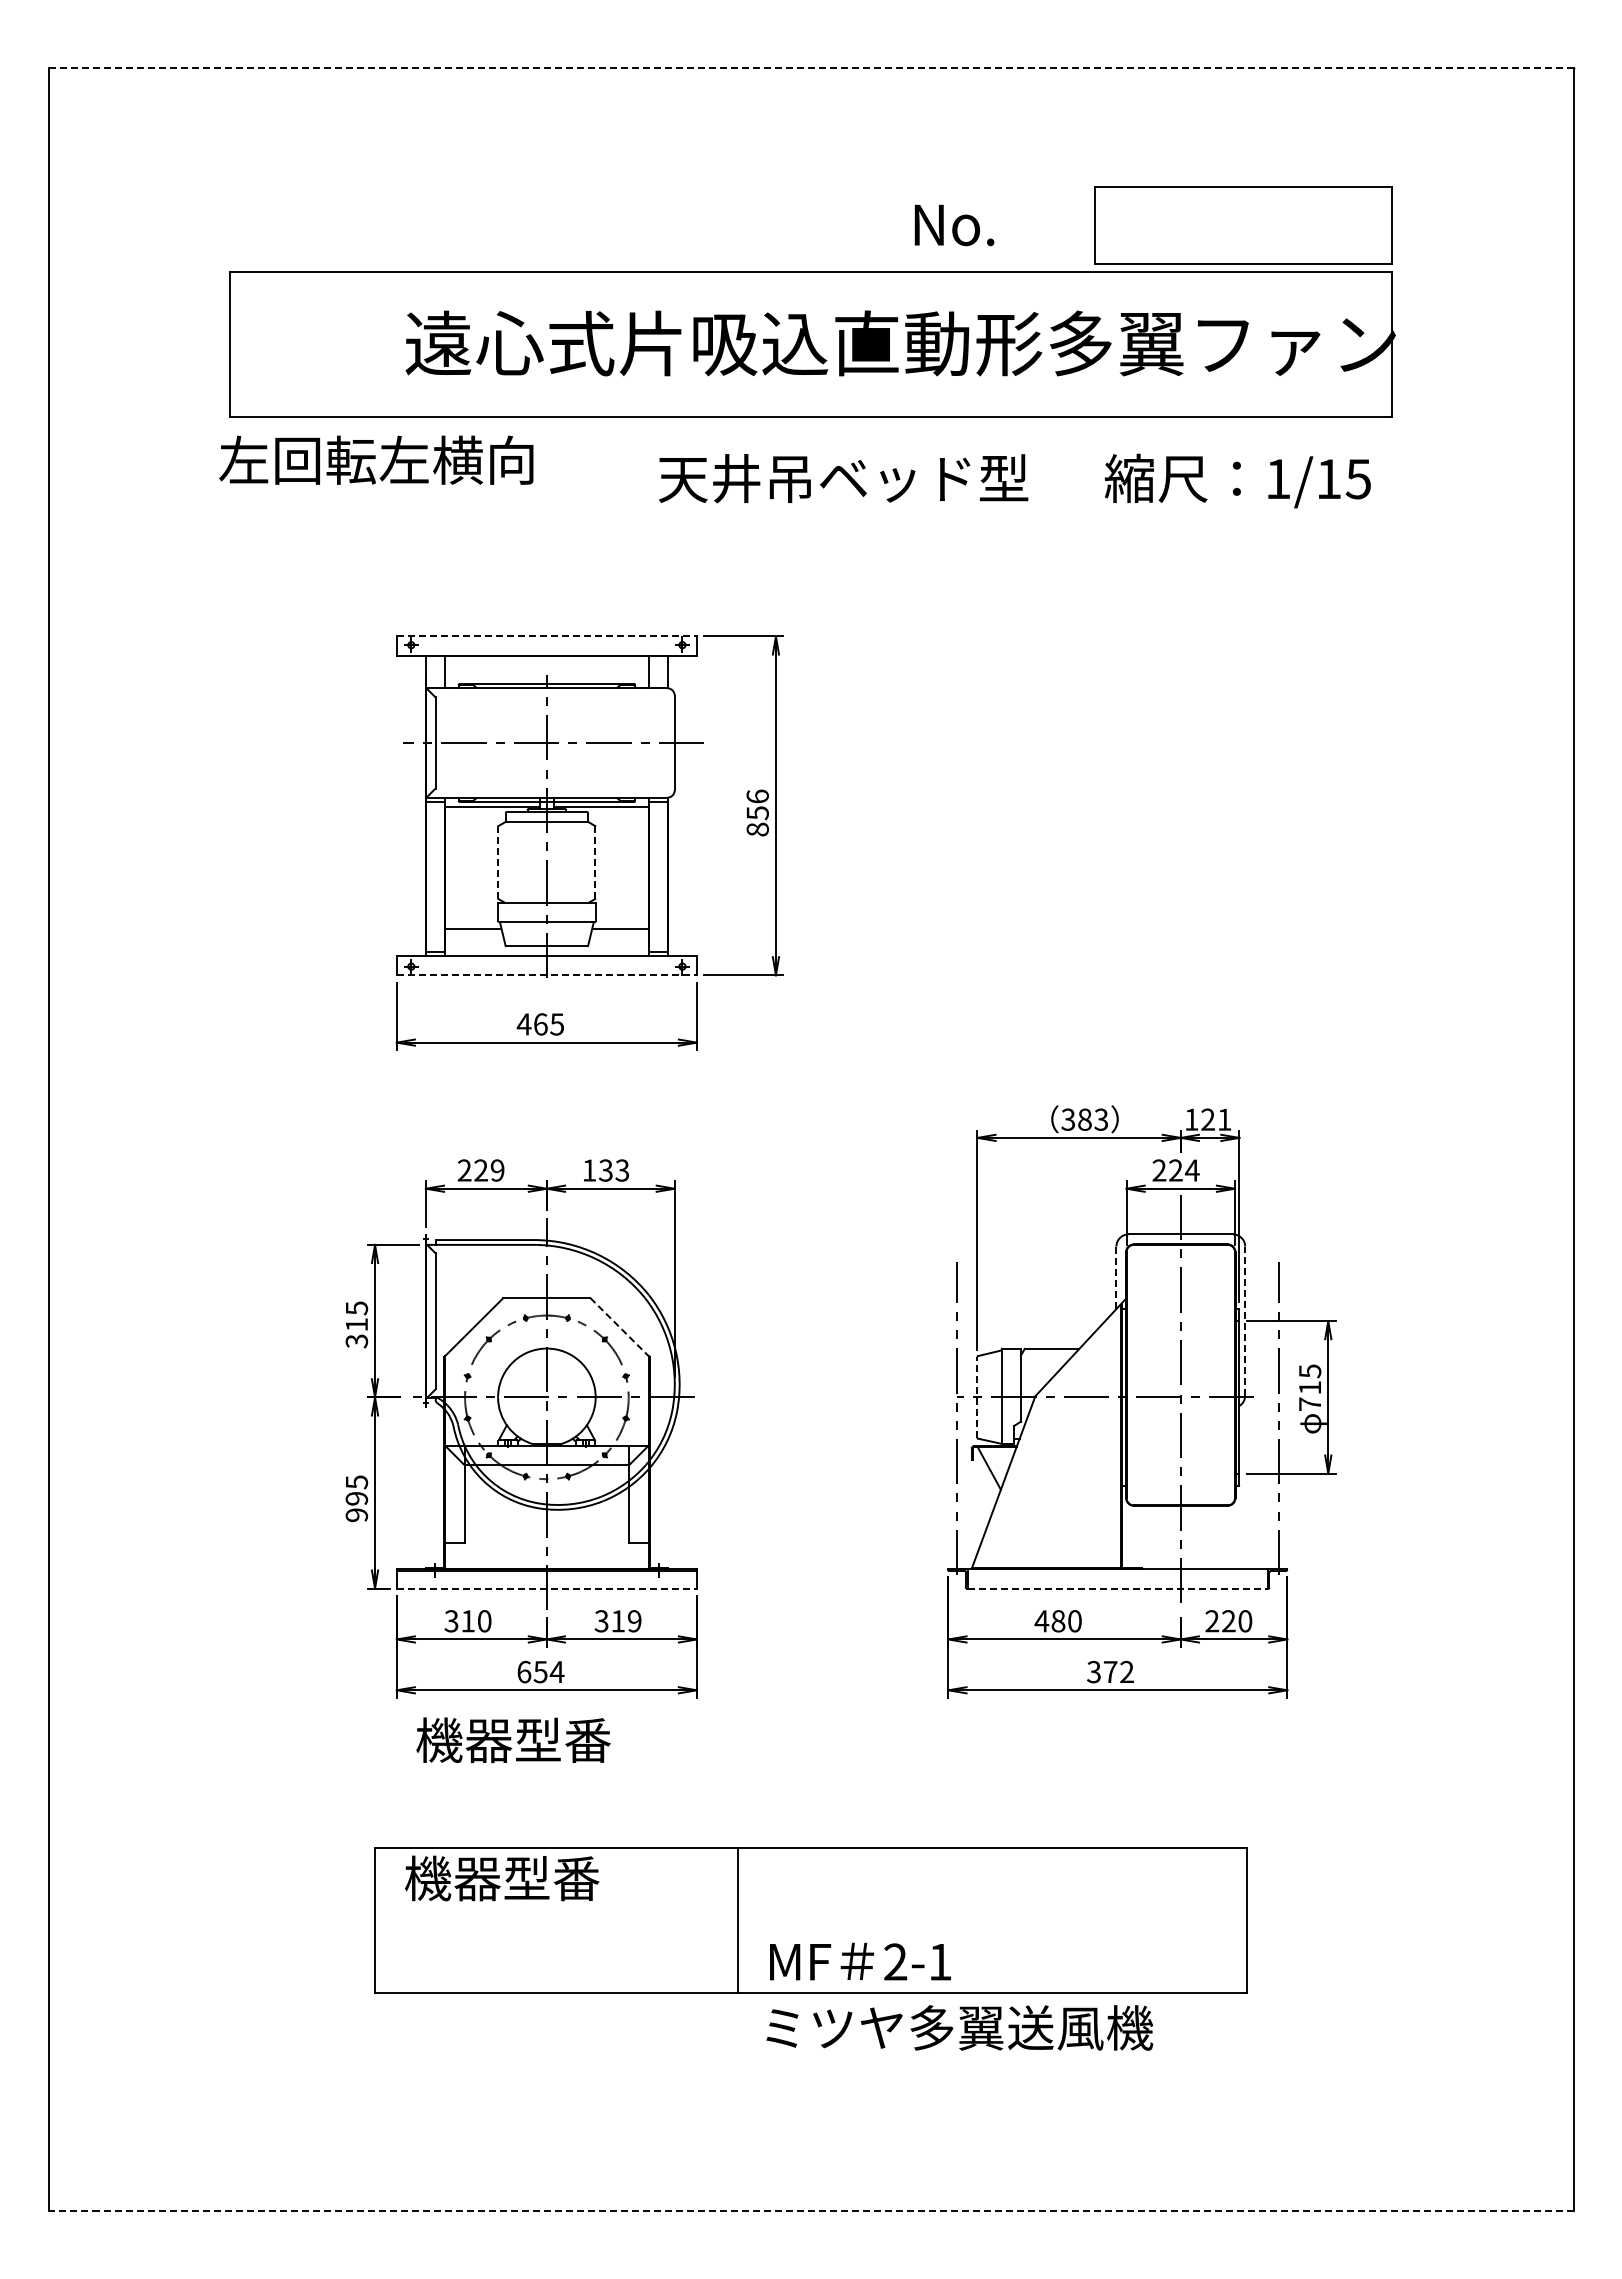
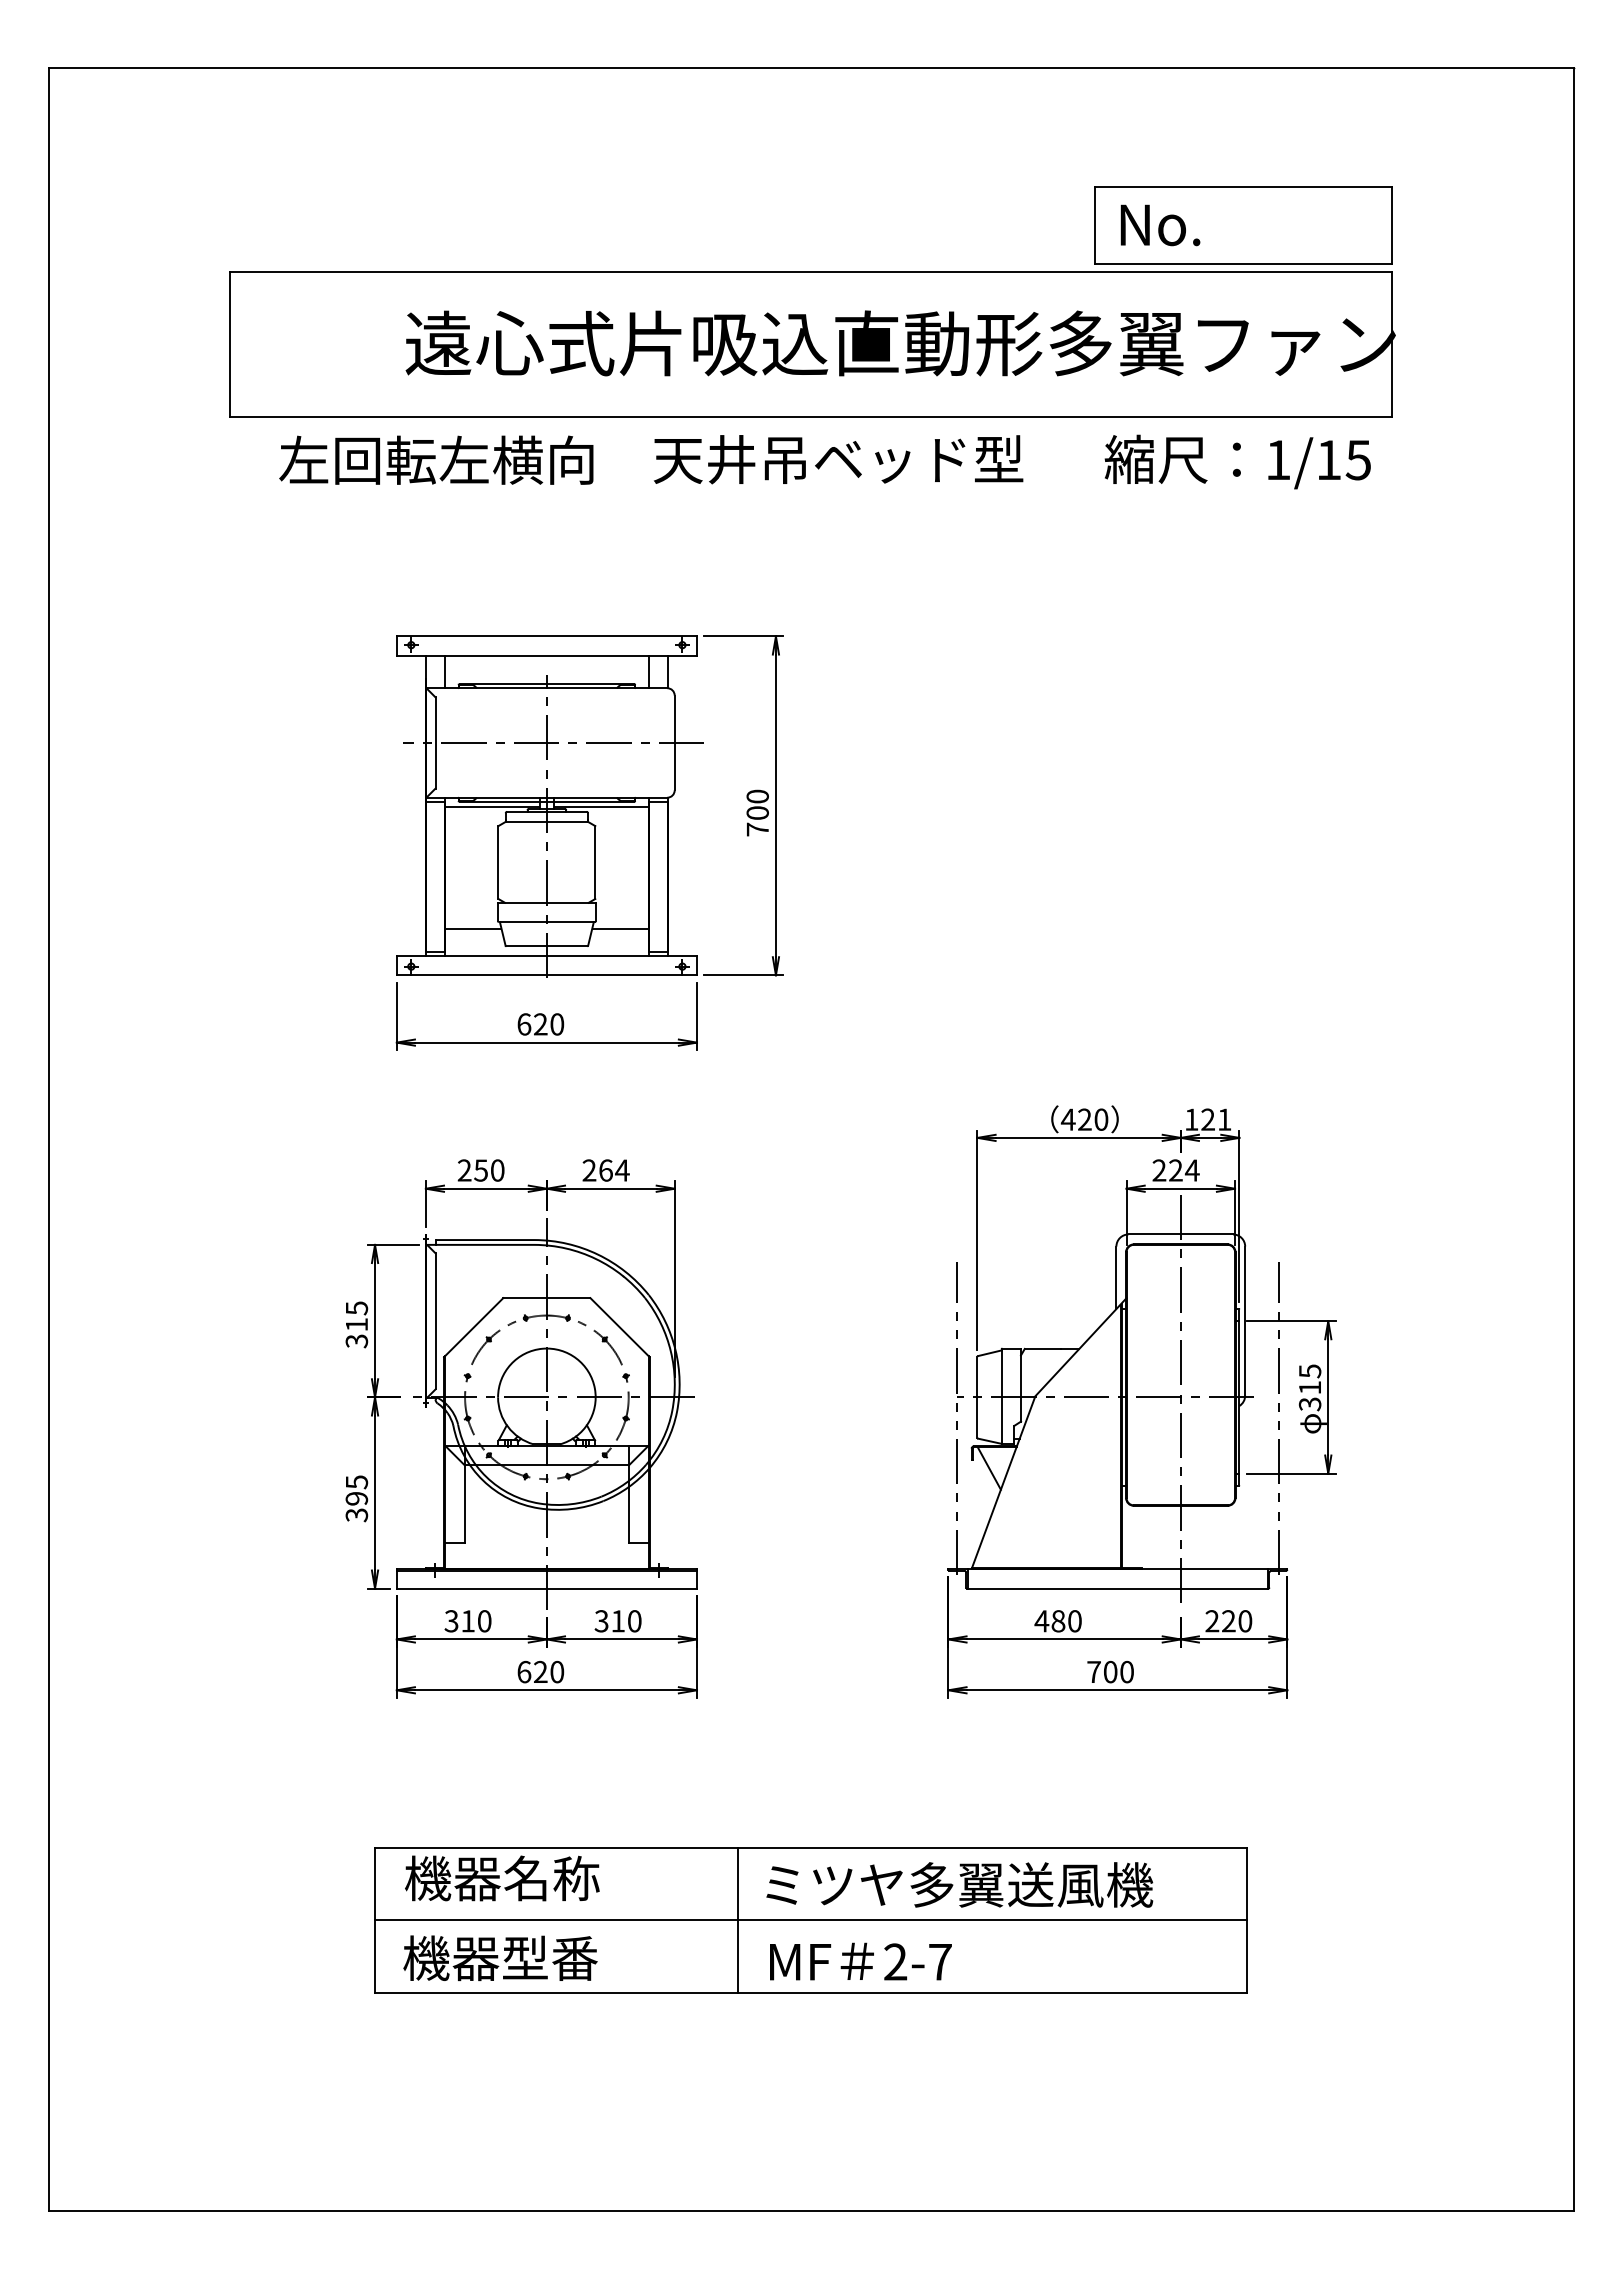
line: dashed -> solid (811, 68)
text position: (954, 225) -> (1160, 225) (1160, 225)
text position: (376, 459) -> (436, 459) (436, 459)
text position: (843, 478) -> (838, 459) (838, 459)
text position: (1237, 480) -> (1237, 461) (1237, 461)
line: dashed -> solid (547, 636)
text: 856 -> 700 (757, 812)
line: dashed -> solid (595, 862)
line: dashed -> solid (498, 863)
line: dashed -> solid (547, 975)
text: 465 -> 620 (540, 1024)
text: 383 -> 420 (1084, 1119)
text: 229 -> 250 (489, 1170)
text: 133 -> 264 (605, 1170)
line: dashed -> solid (1116, 1277)
line: dashed -> solid (1245, 1321)
line: dashed -> solid (620, 1327)
line: dashed -> solid (977, 1396)
text: 715 -> 315 (1309, 1404)
text: 995 -> 395 (357, 1515)
line: dashed -> solid (547, 1588)
line: dashed -> solid (1118, 1588)
text: 319 -> 310 (634, 1621)
text: 654 -> 620 (548, 1671)
text: 372 -> 700 (1110, 1671)
text position: (513, 1739) -> (500, 1957) (500, 1957)
text: 機器型番 -> 機器名称 (551, 1878)
line: none -> present (810, 1920)
text: 2-1 -> 2-7 (940, 1962)
text position: (959, 2027) -> (959, 1884) (959, 1884)
line: dashed -> solid (810, 2210)
